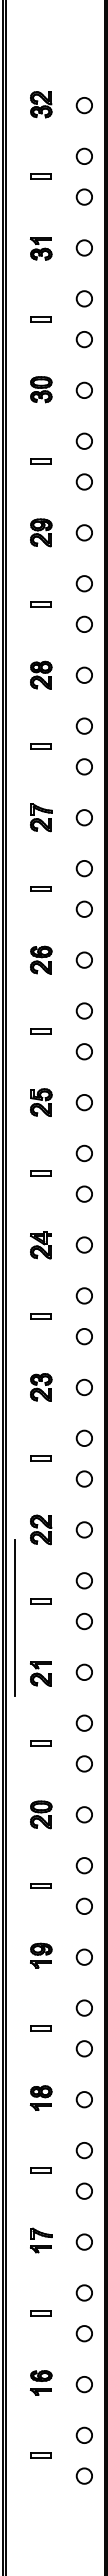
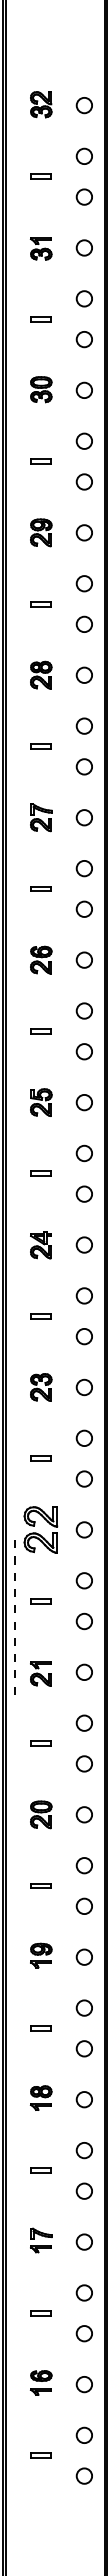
part size: 23x32 px -> 36x48 px (40, 1529)
line: solid -> dashed (14, 1617)
